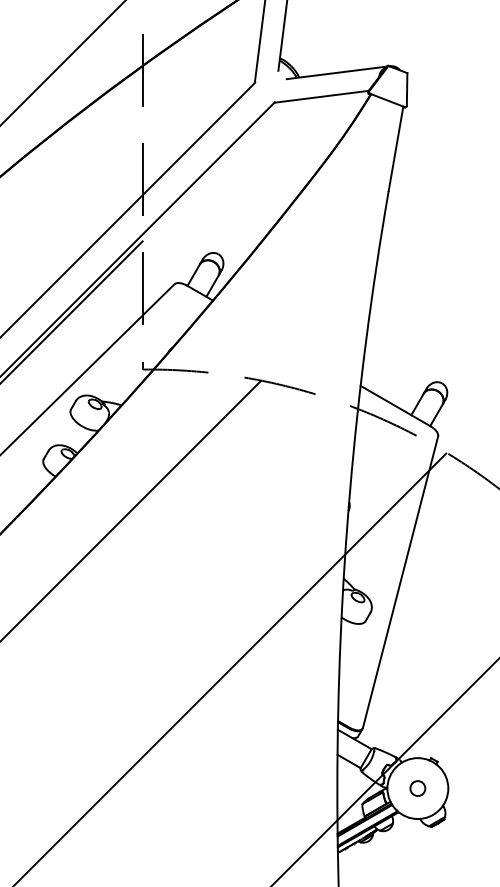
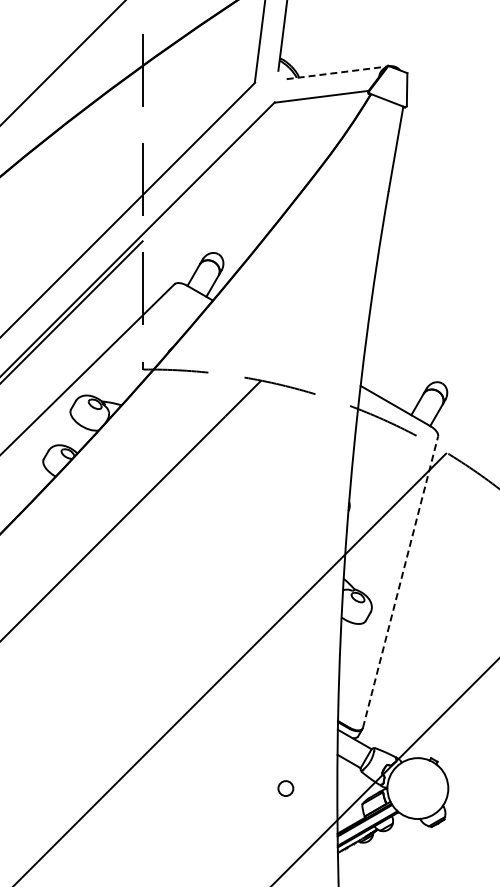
line: solid -> dashed (336, 72)
line: solid -> dashed (400, 582)
circle position: (417, 788) -> (285, 788) (285, 788)
